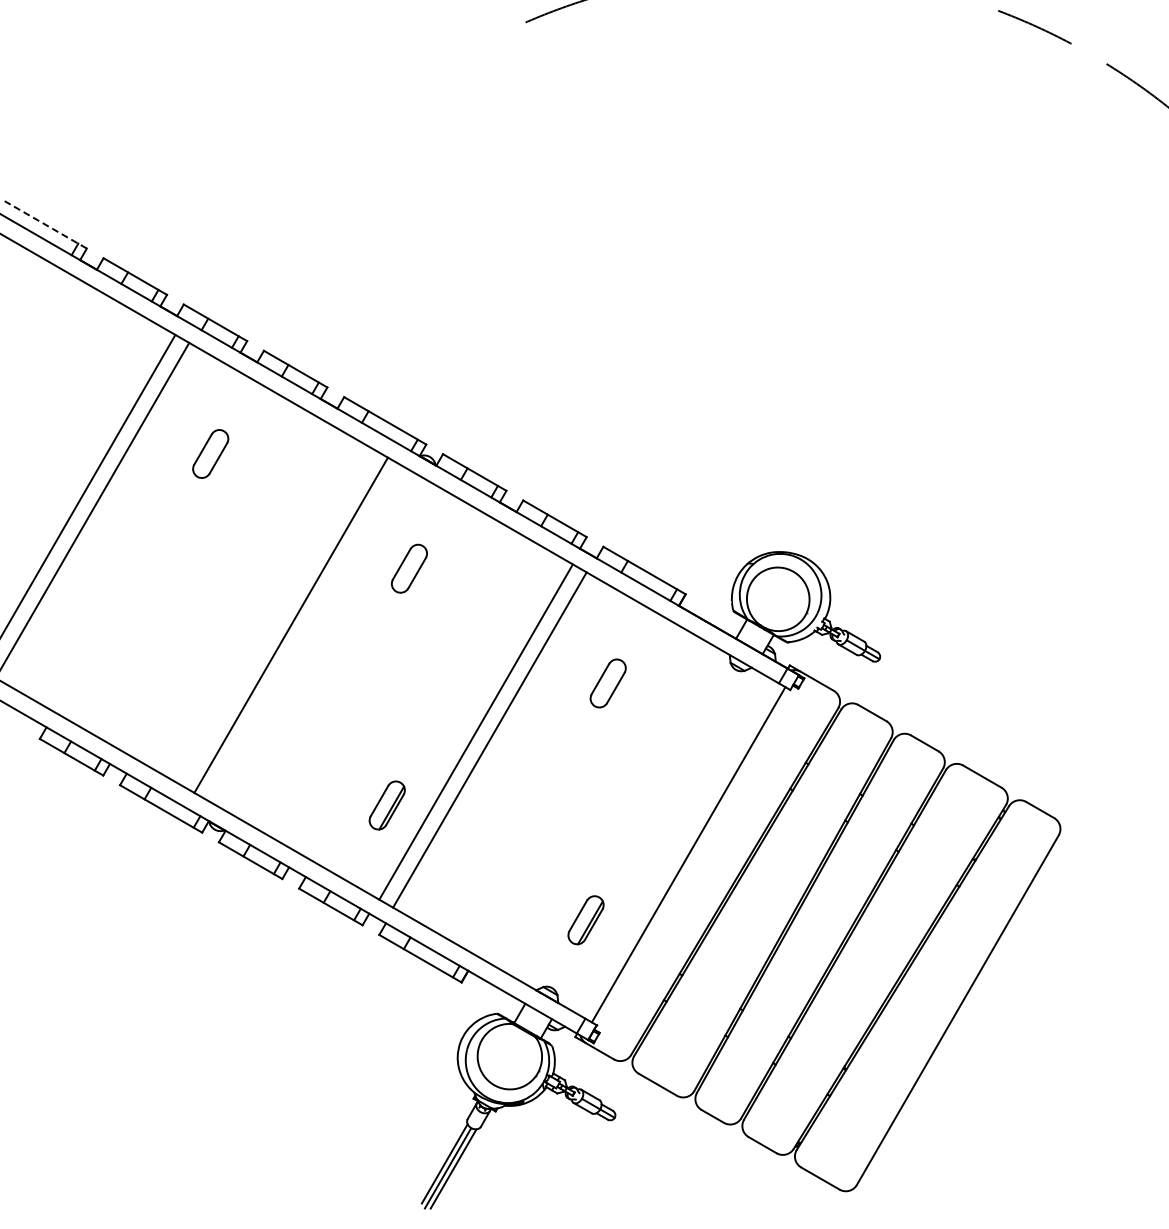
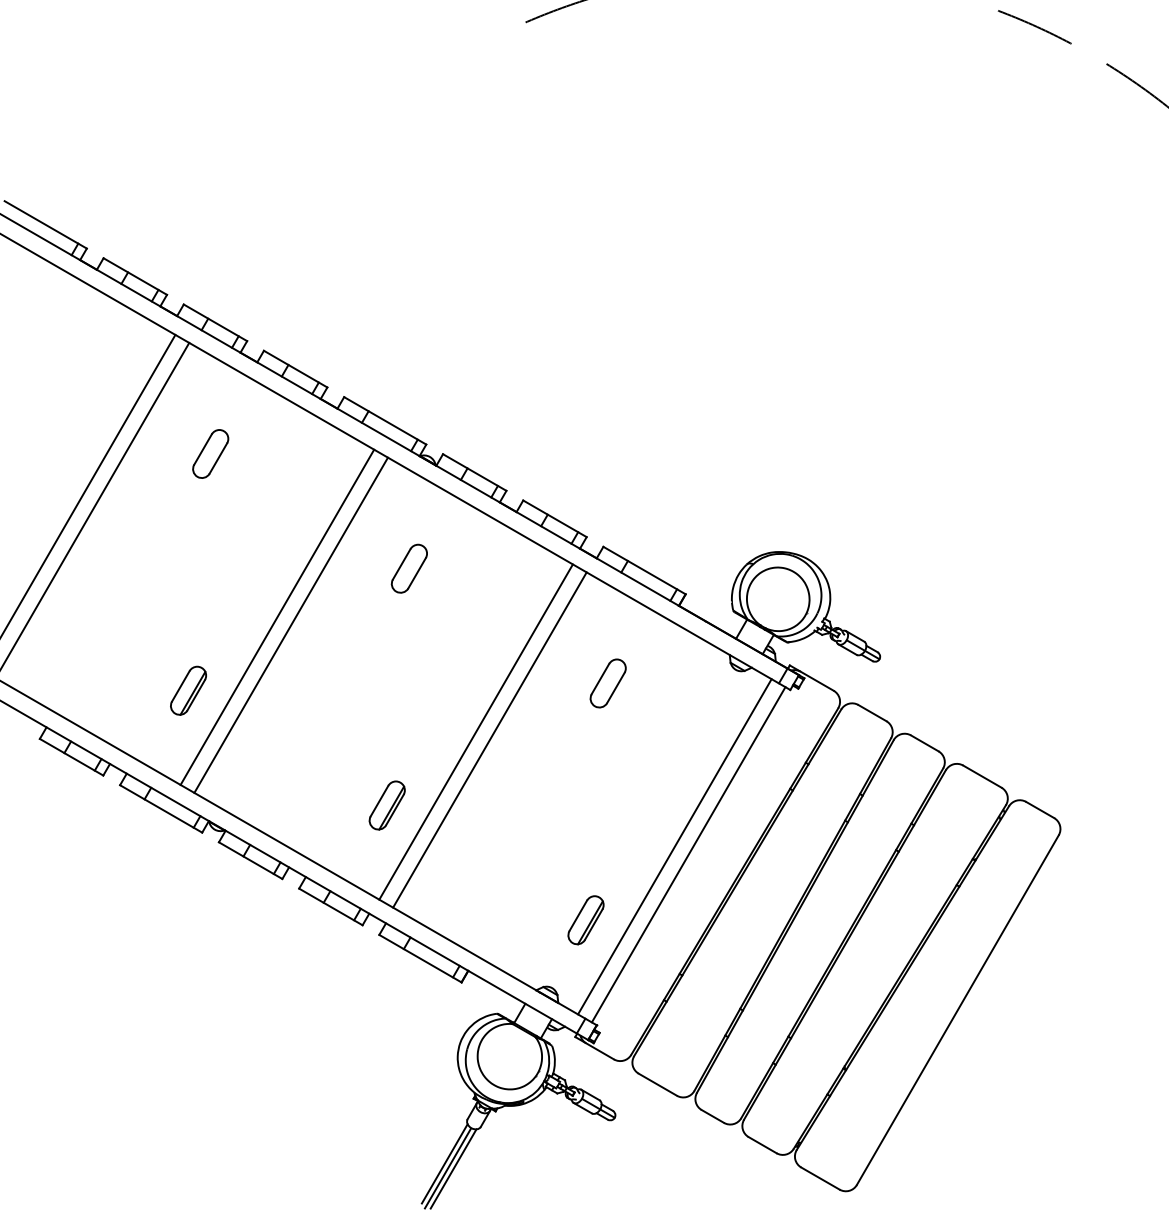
line: dashed -> solid (45, 224)
line: none -> present (277, 616)
part: none -> present (188, 690)
line: none -> present (674, 846)
